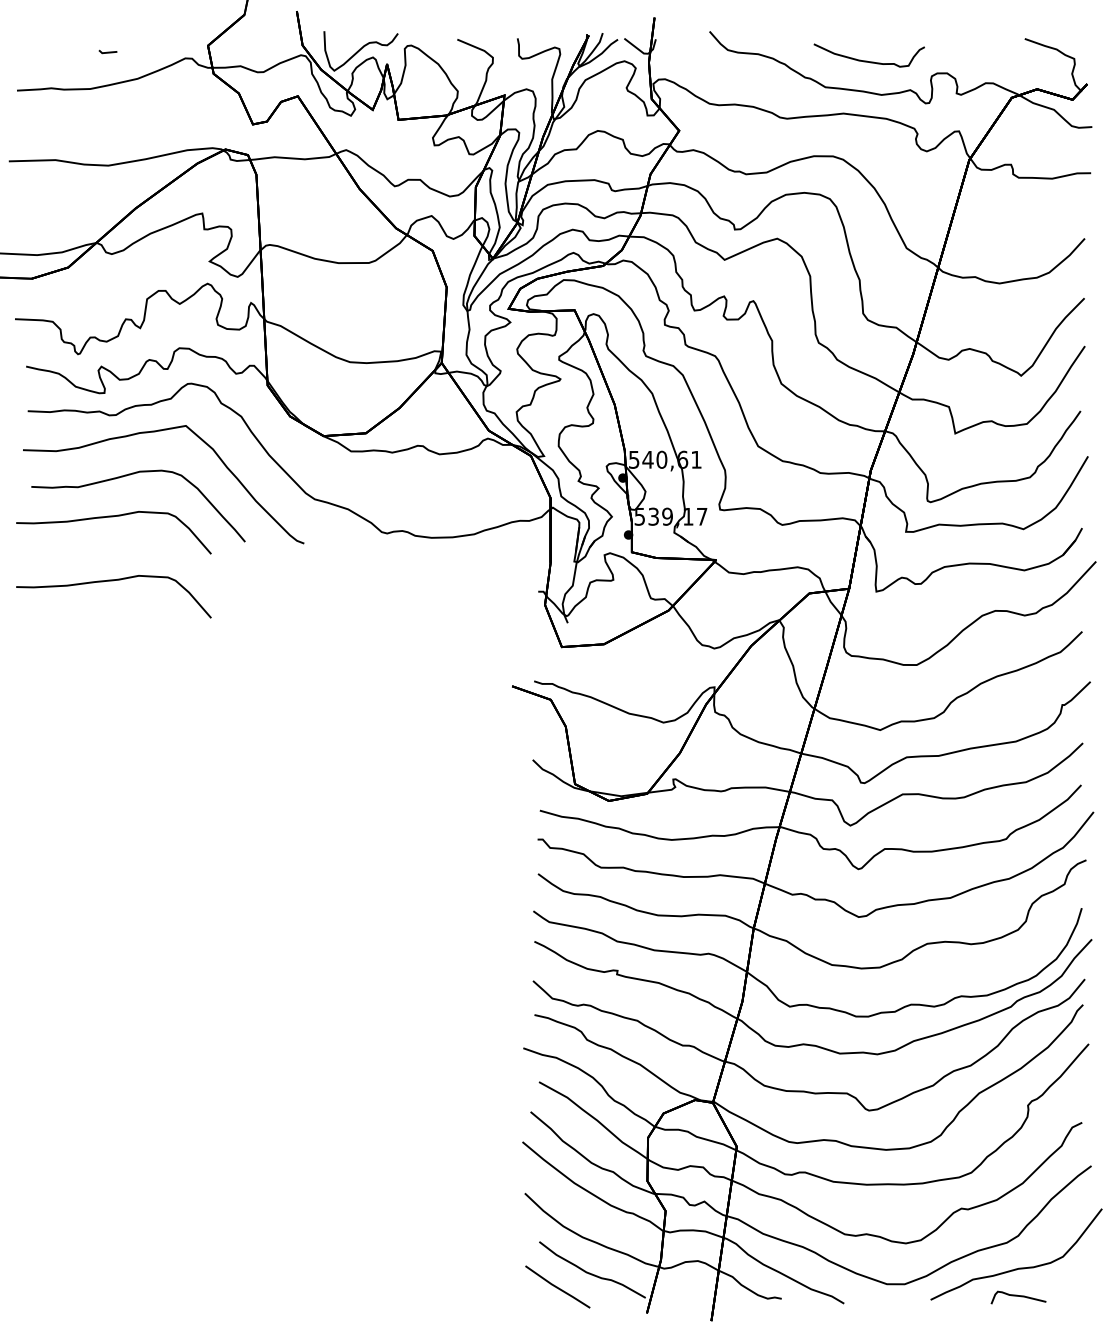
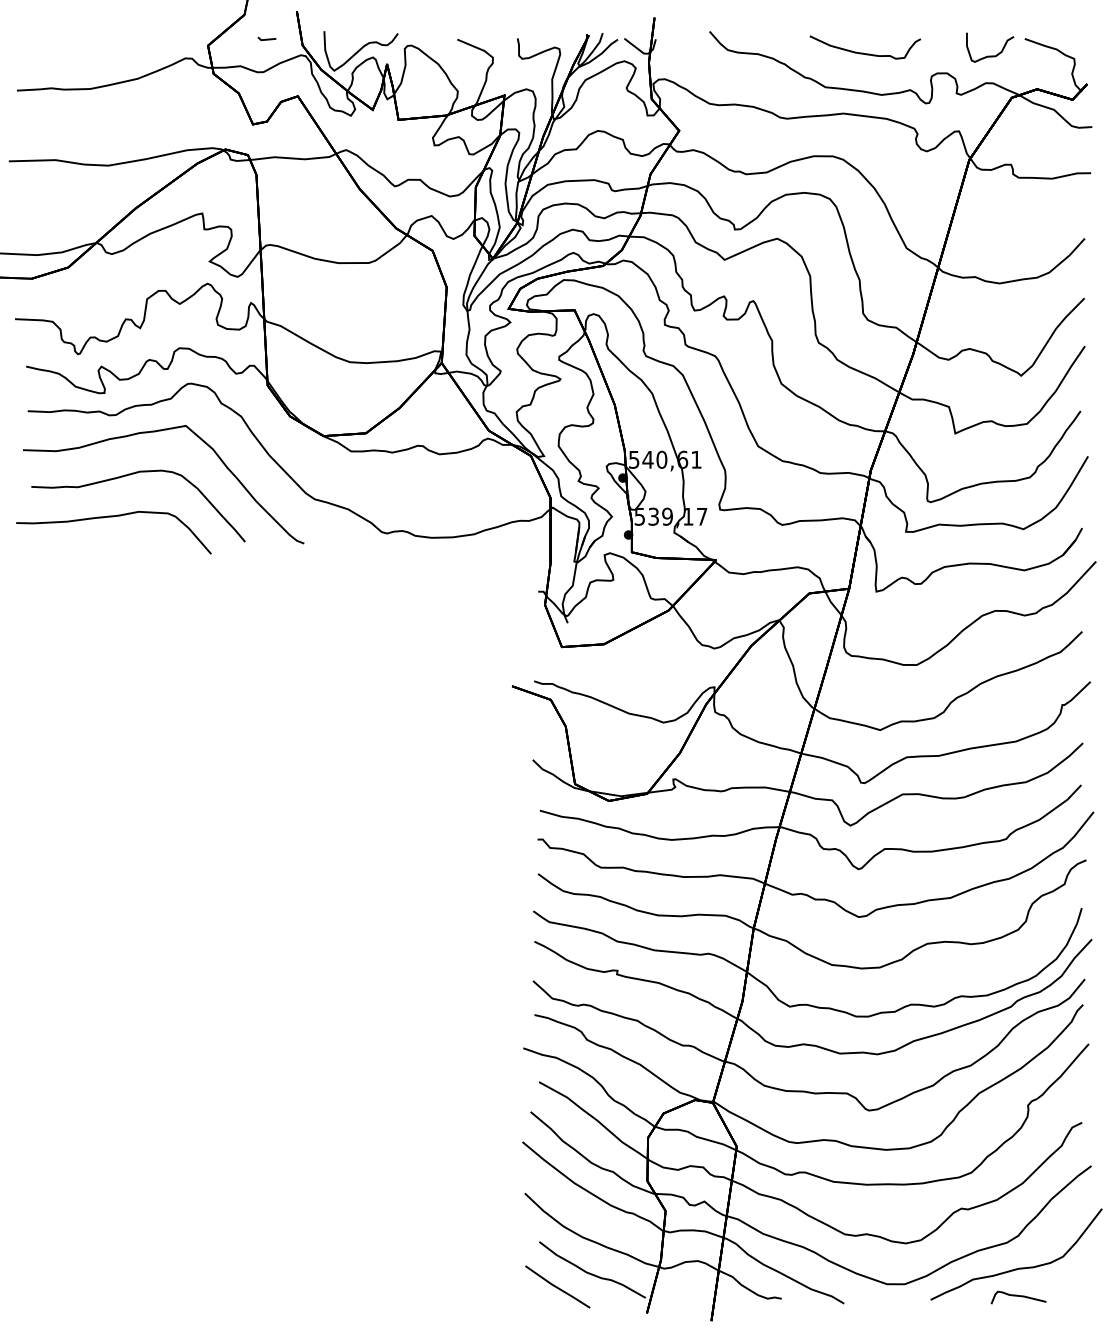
line position: (107, 51) -> (266, 38) (266, 38)
curve: none -> present (990, 55)
curve position: (867, 60) -> (863, 52) (863, 52)
part: present -> none (113, 581)
